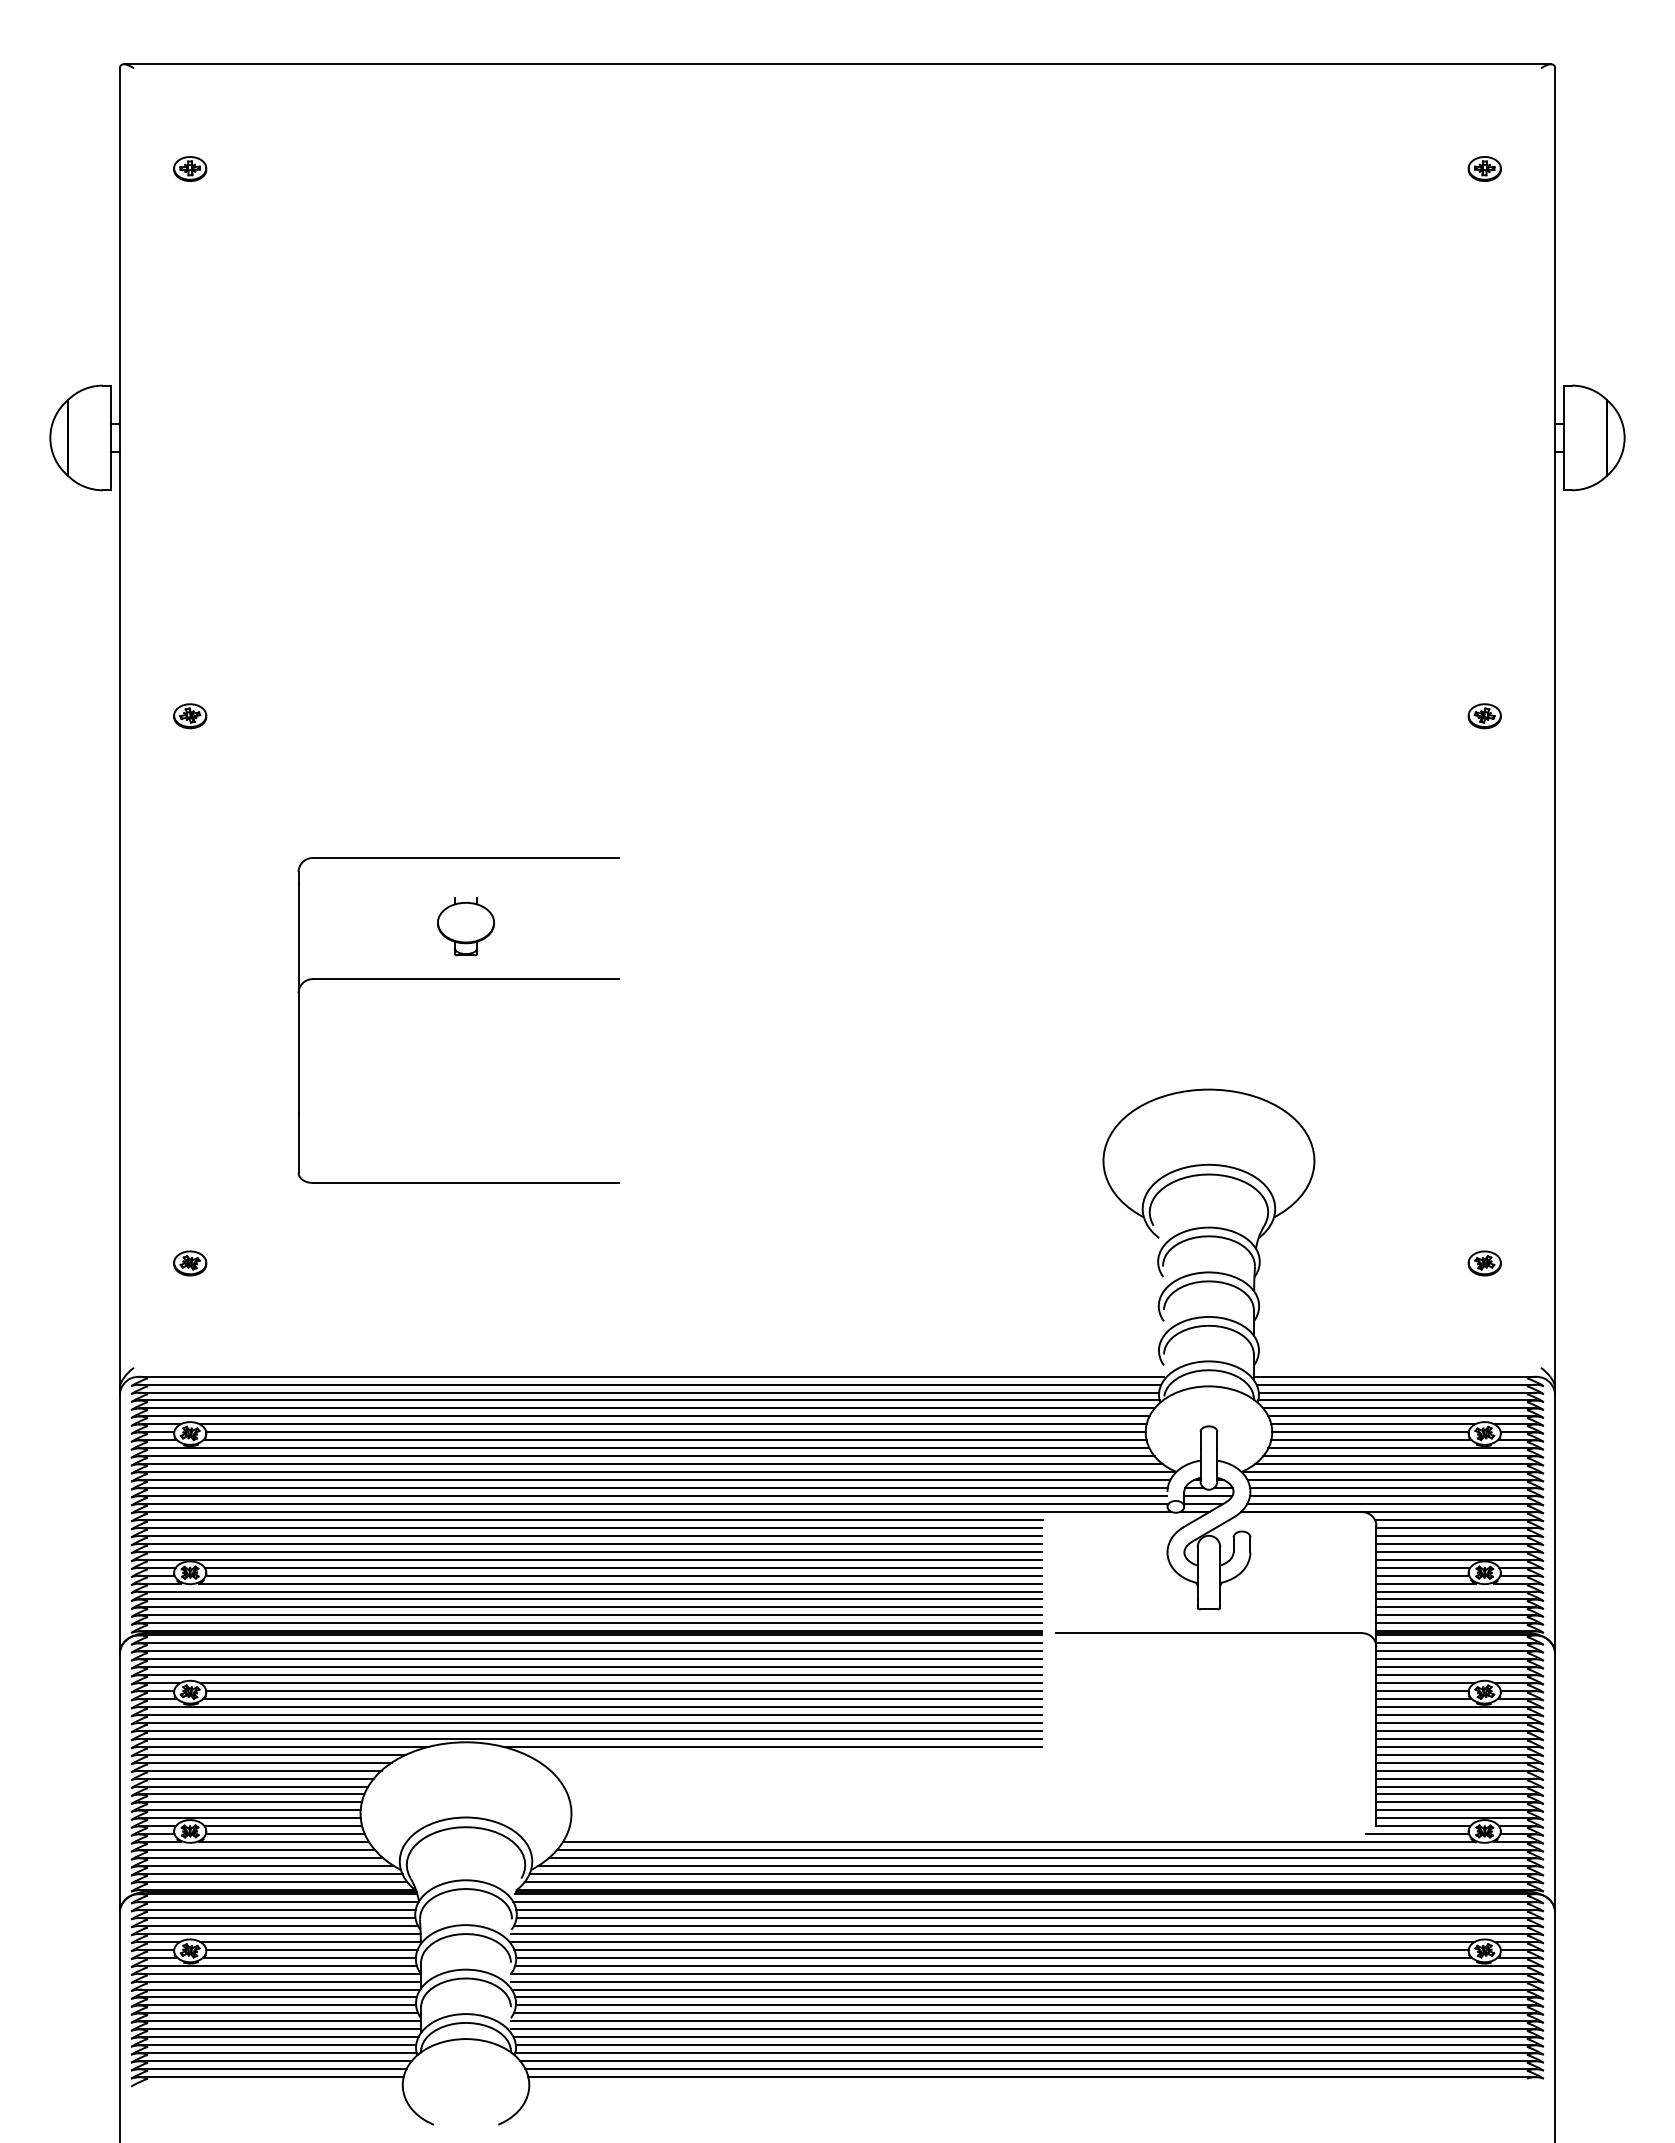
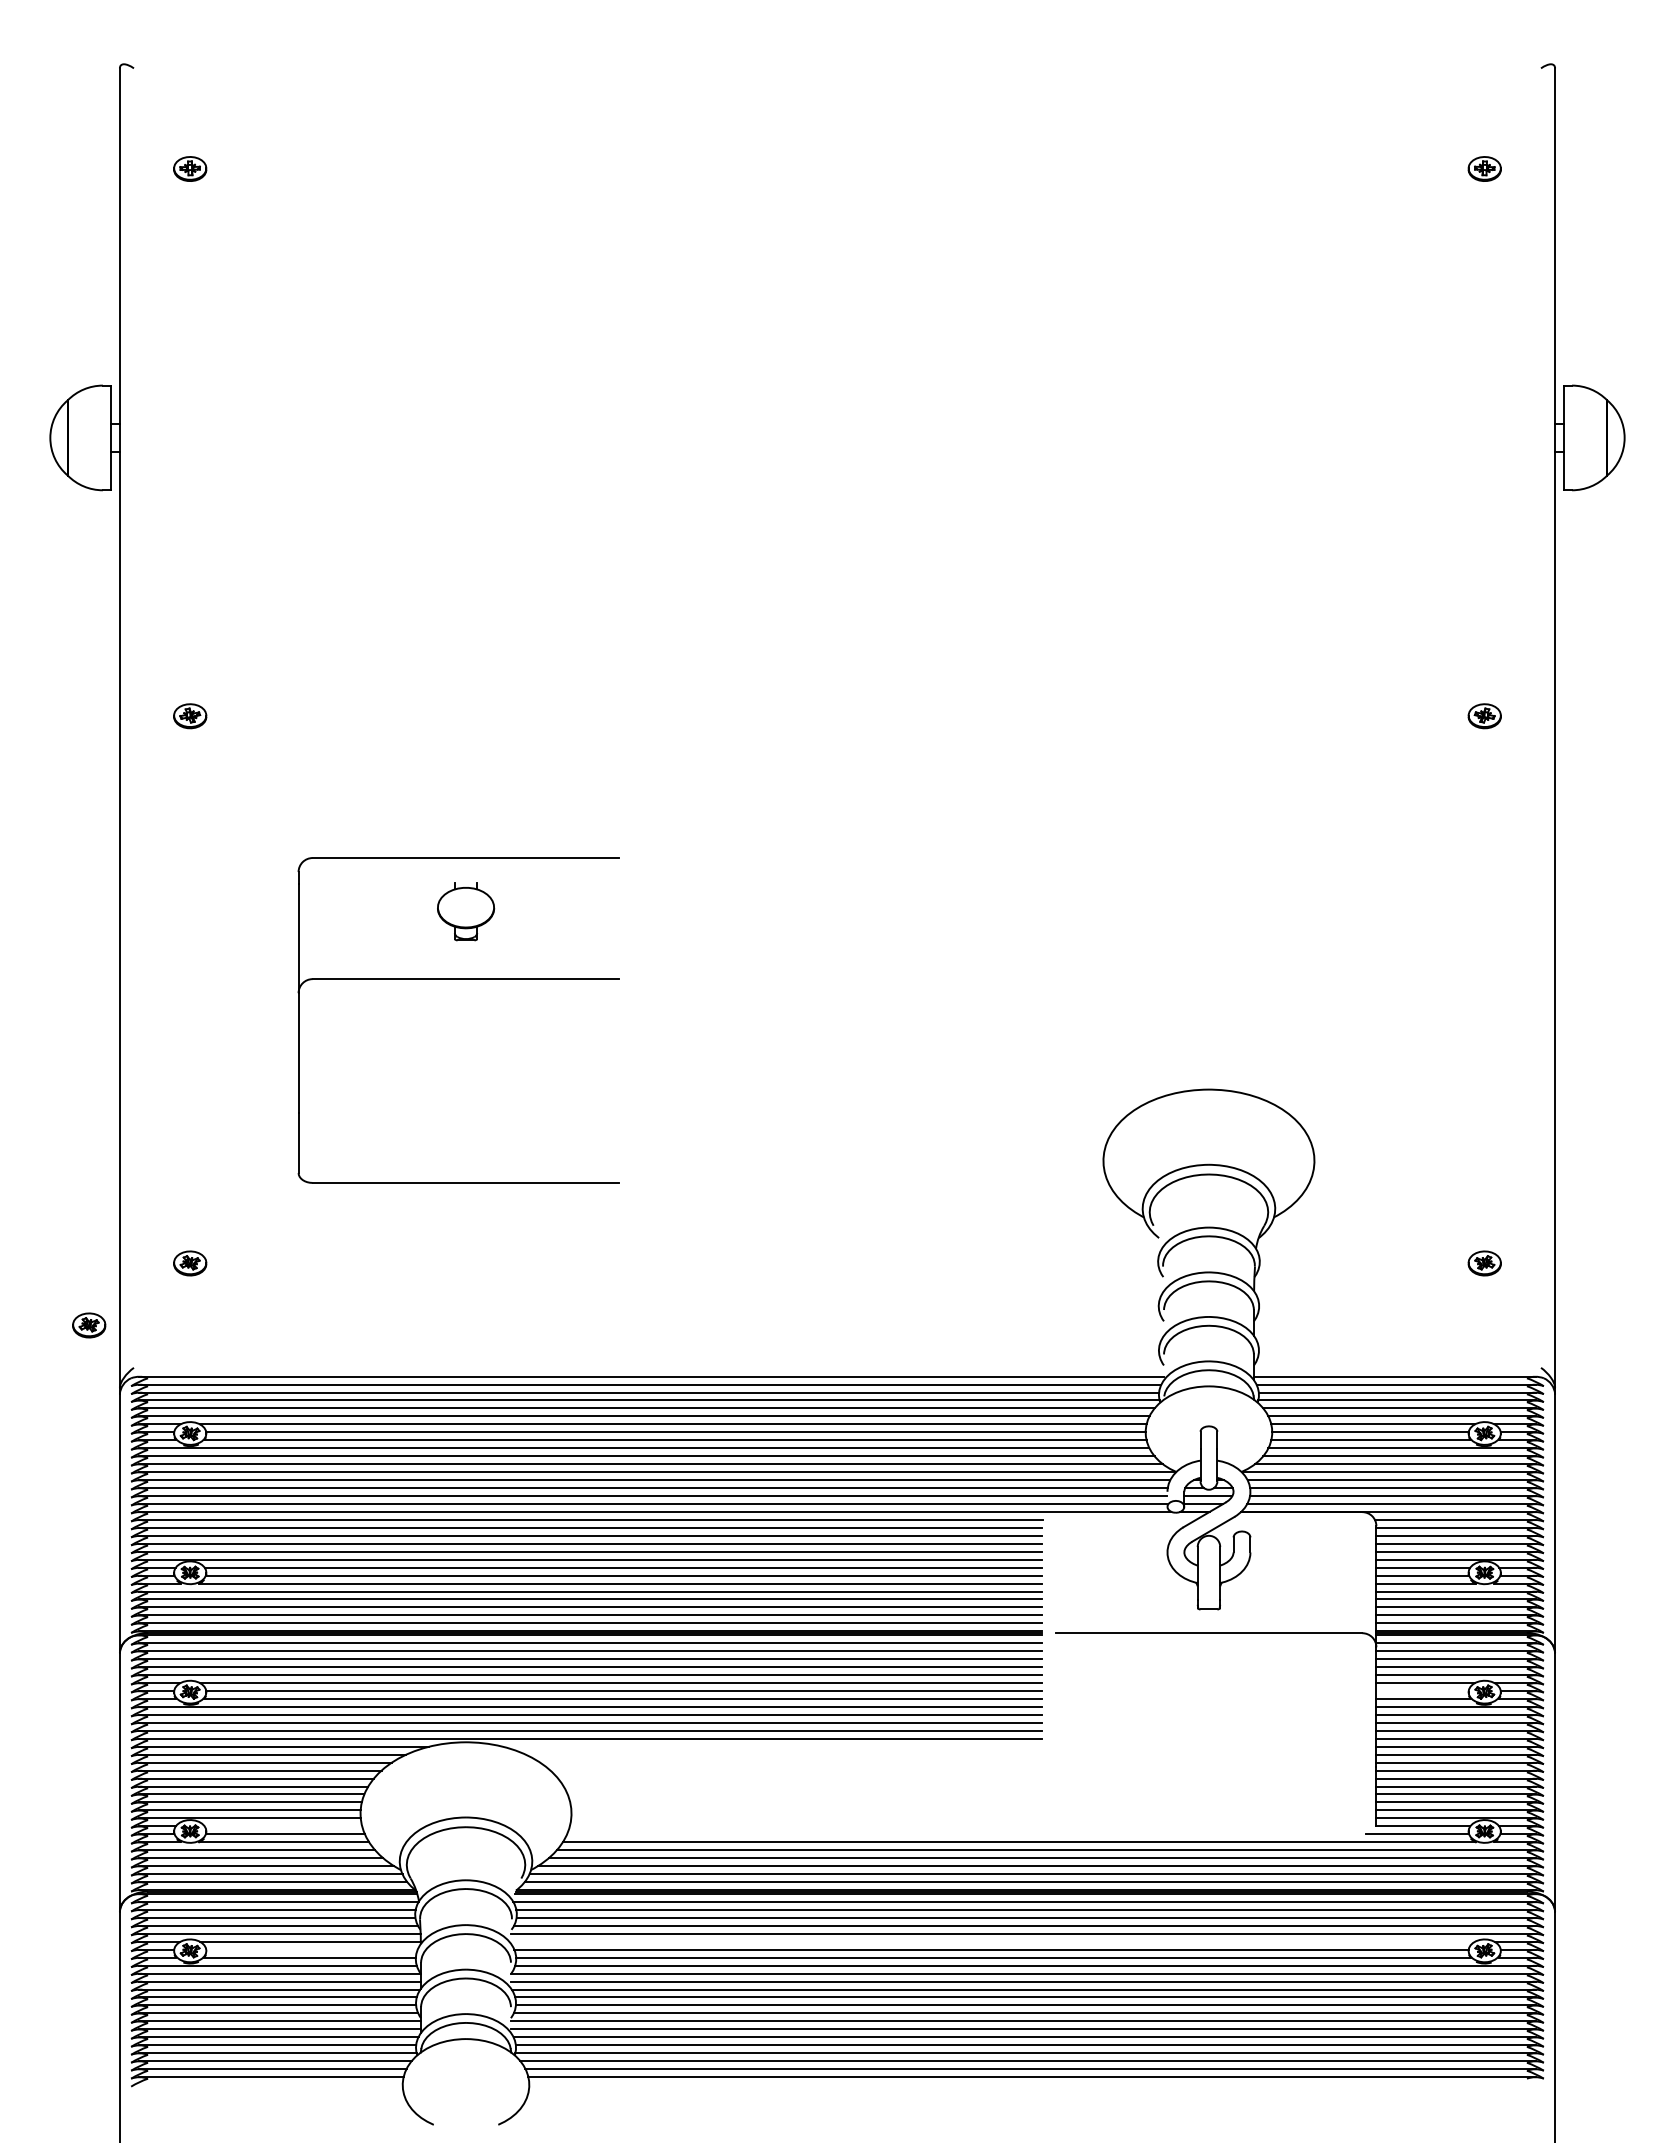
line: present -> none (837, 64)
part position: (466, 926) -> (466, 911) (466, 911)
part: none -> present (89, 1325)
line: present -> none (1422, 1691)
line: present -> none (771, 1746)
line: present -> none (283, 1826)
line: present -> none (992, 1941)
line: present -> none (311, 1949)
